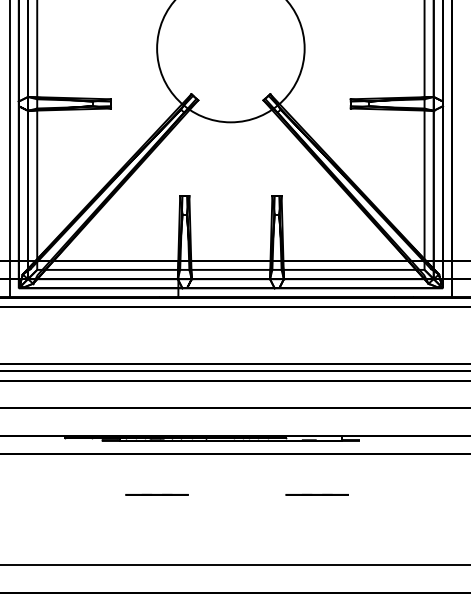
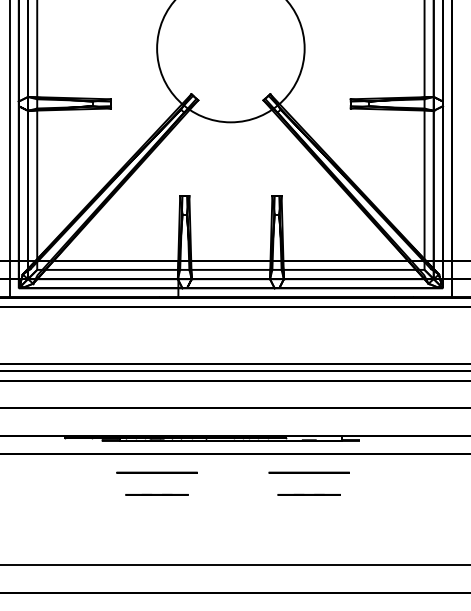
circle: none -> present (156, 472)
circle: none -> present (308, 472)
line position: (316, 494) -> (308, 494) (308, 494)
